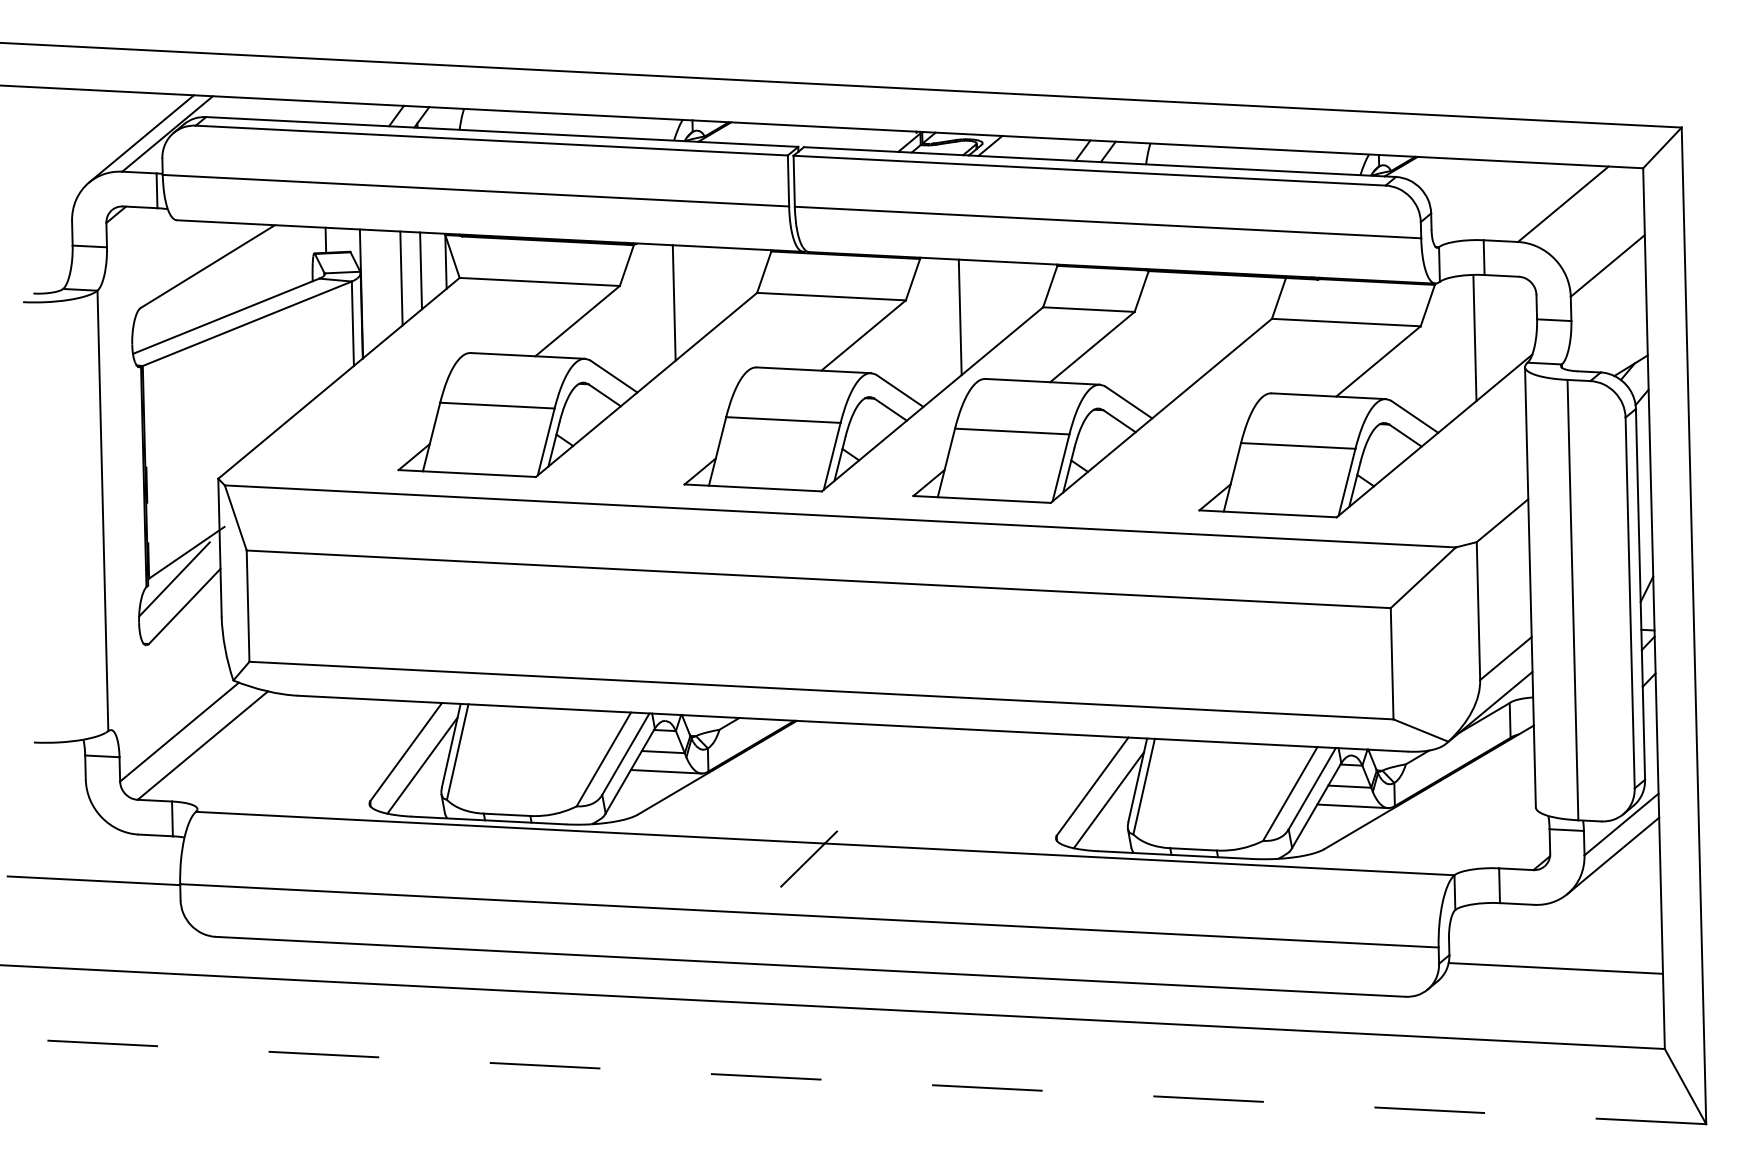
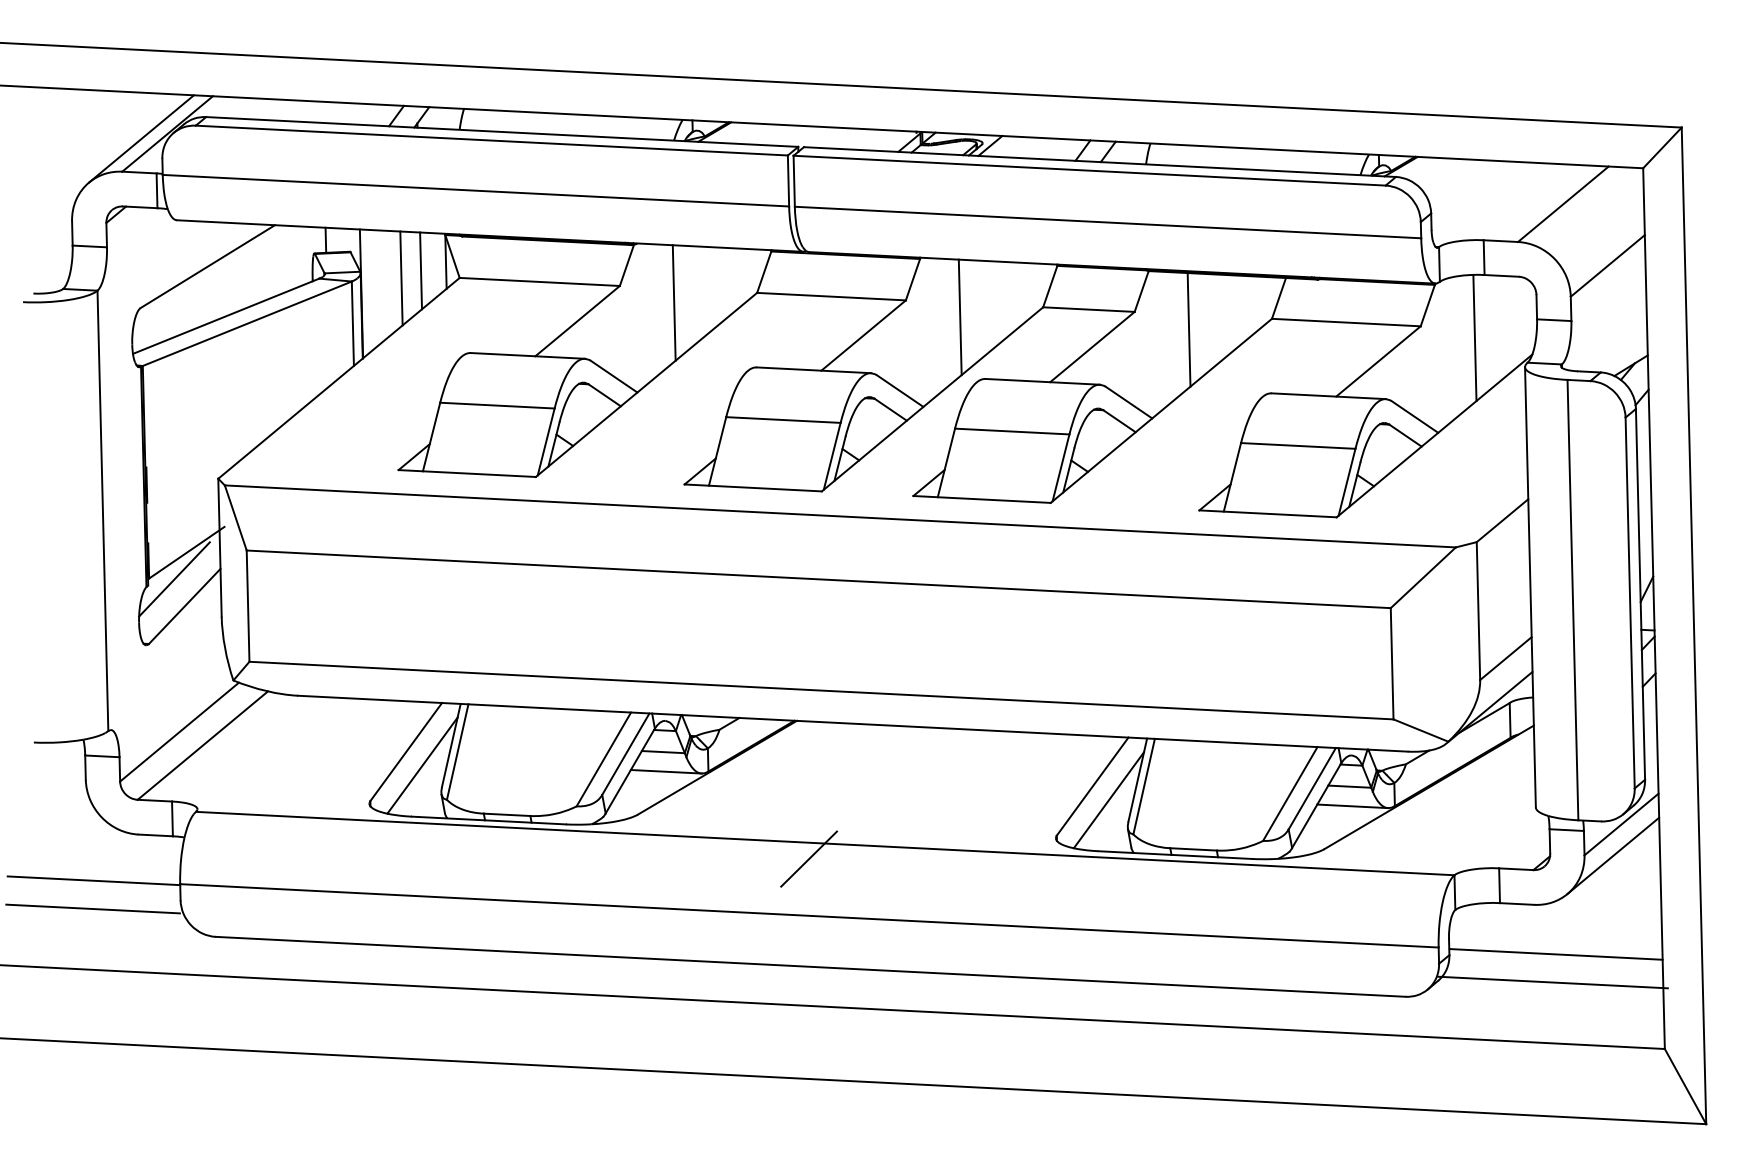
line: none -> present (1188, 329)
line: none -> present (92, 908)
line position: (1554, 968) -> (1555, 954) (1555, 954)
line: none -> present (1552, 982)
line: dashed -> solid (852, 1081)
